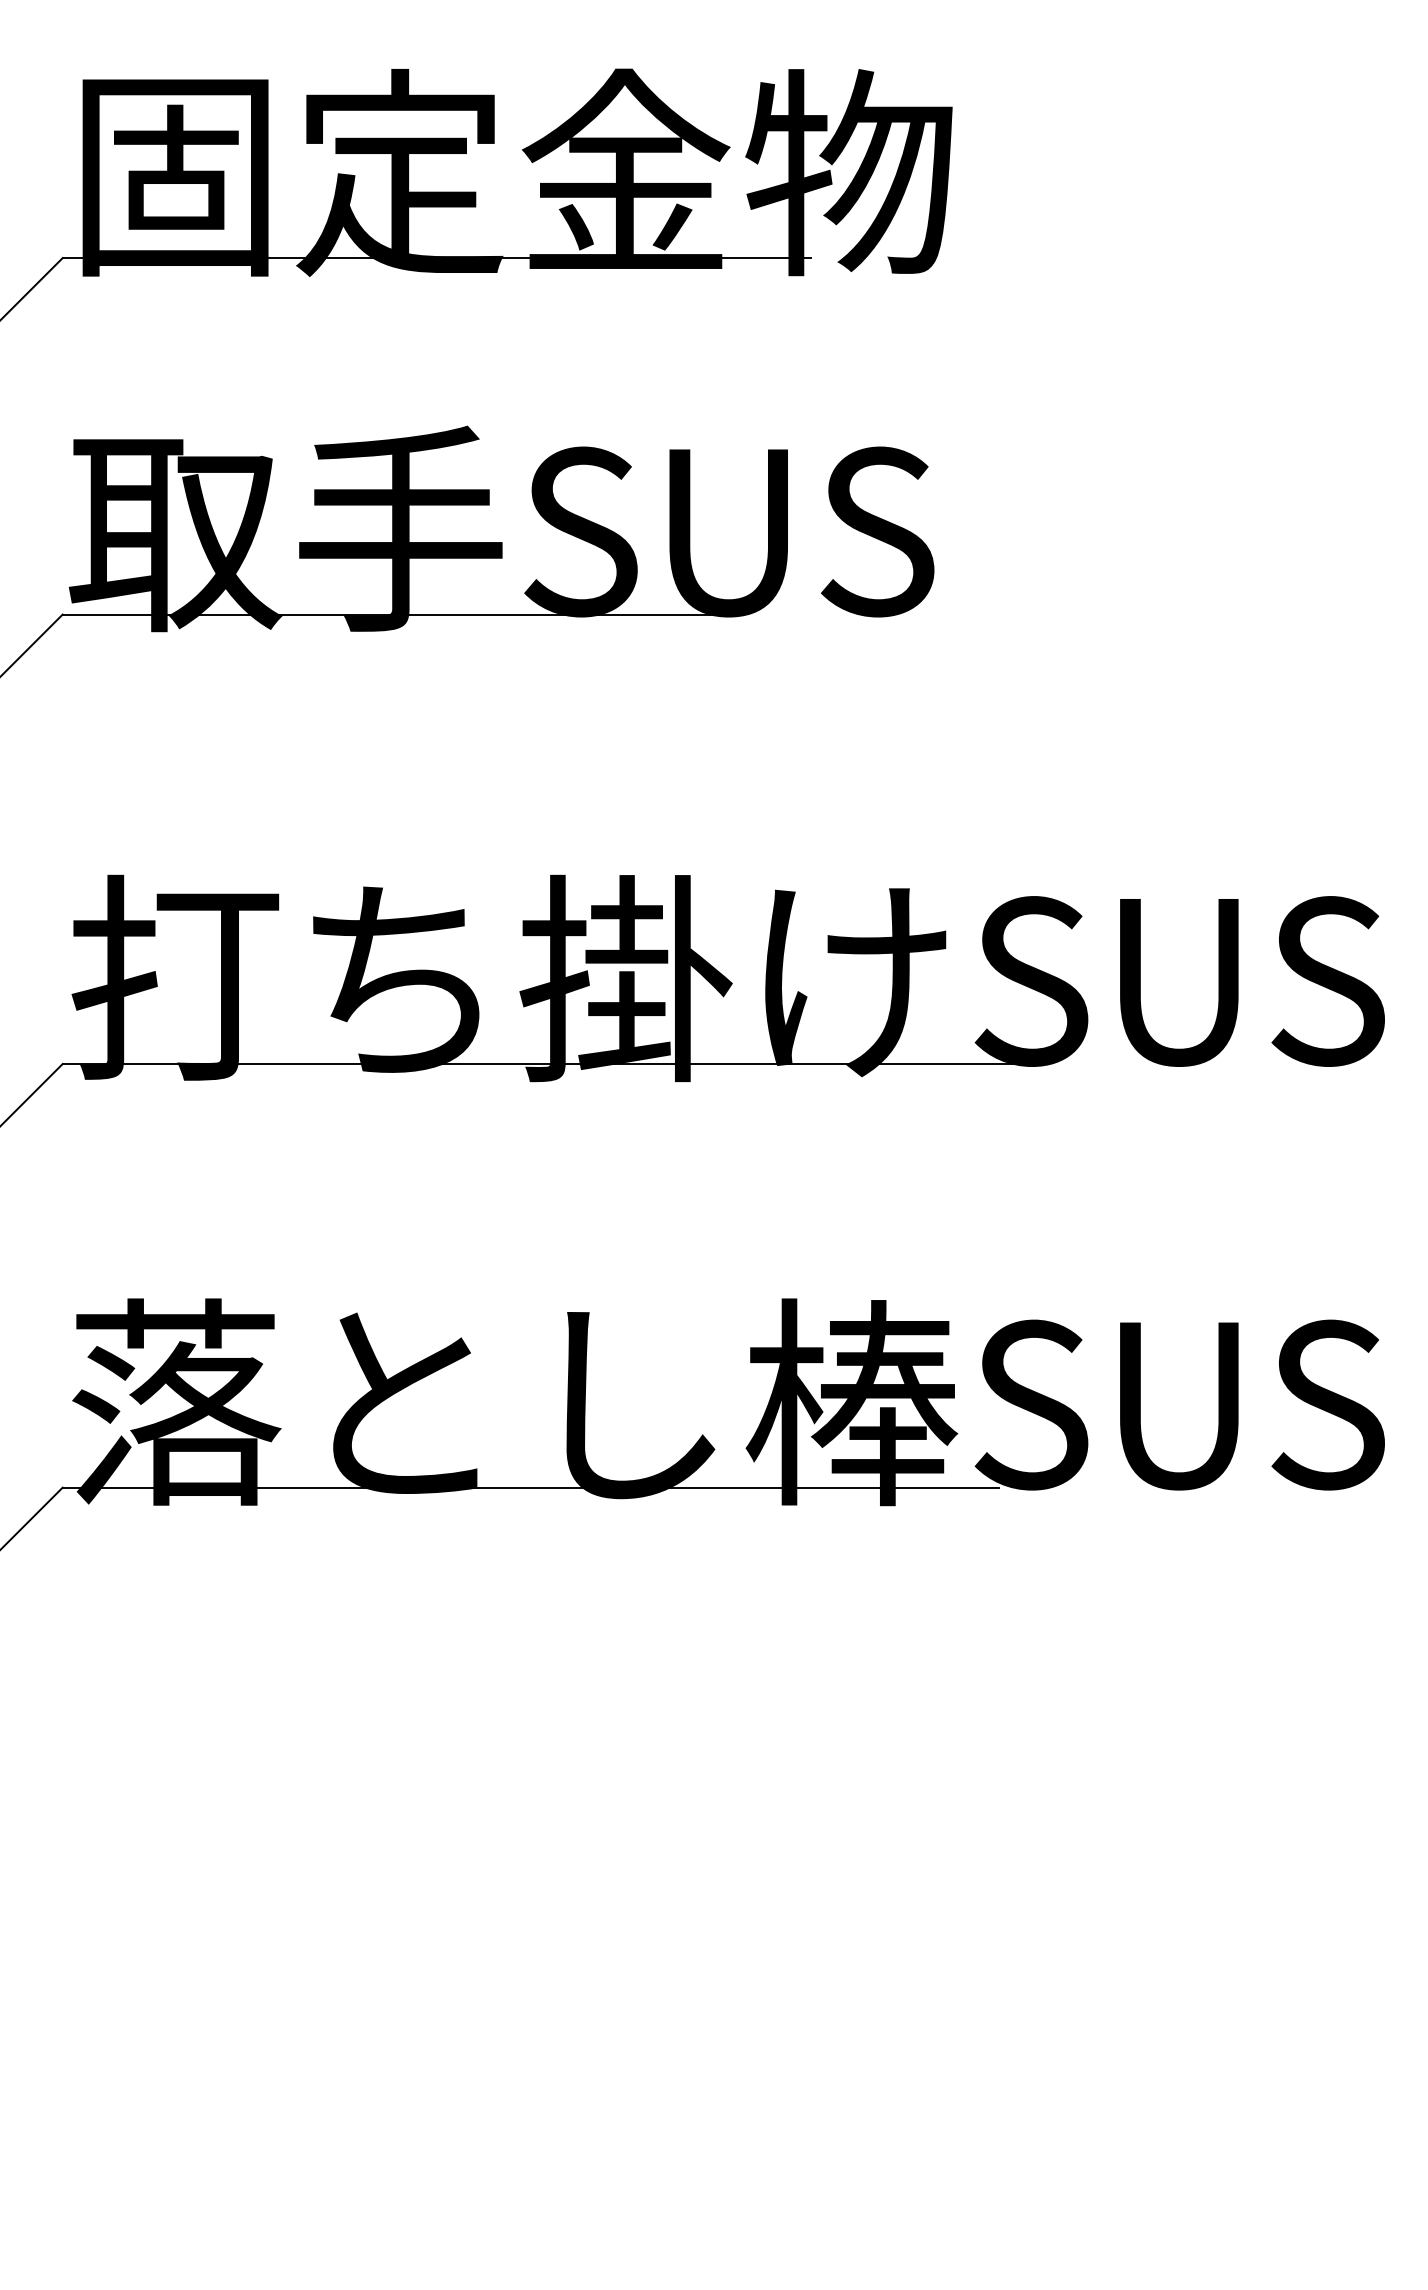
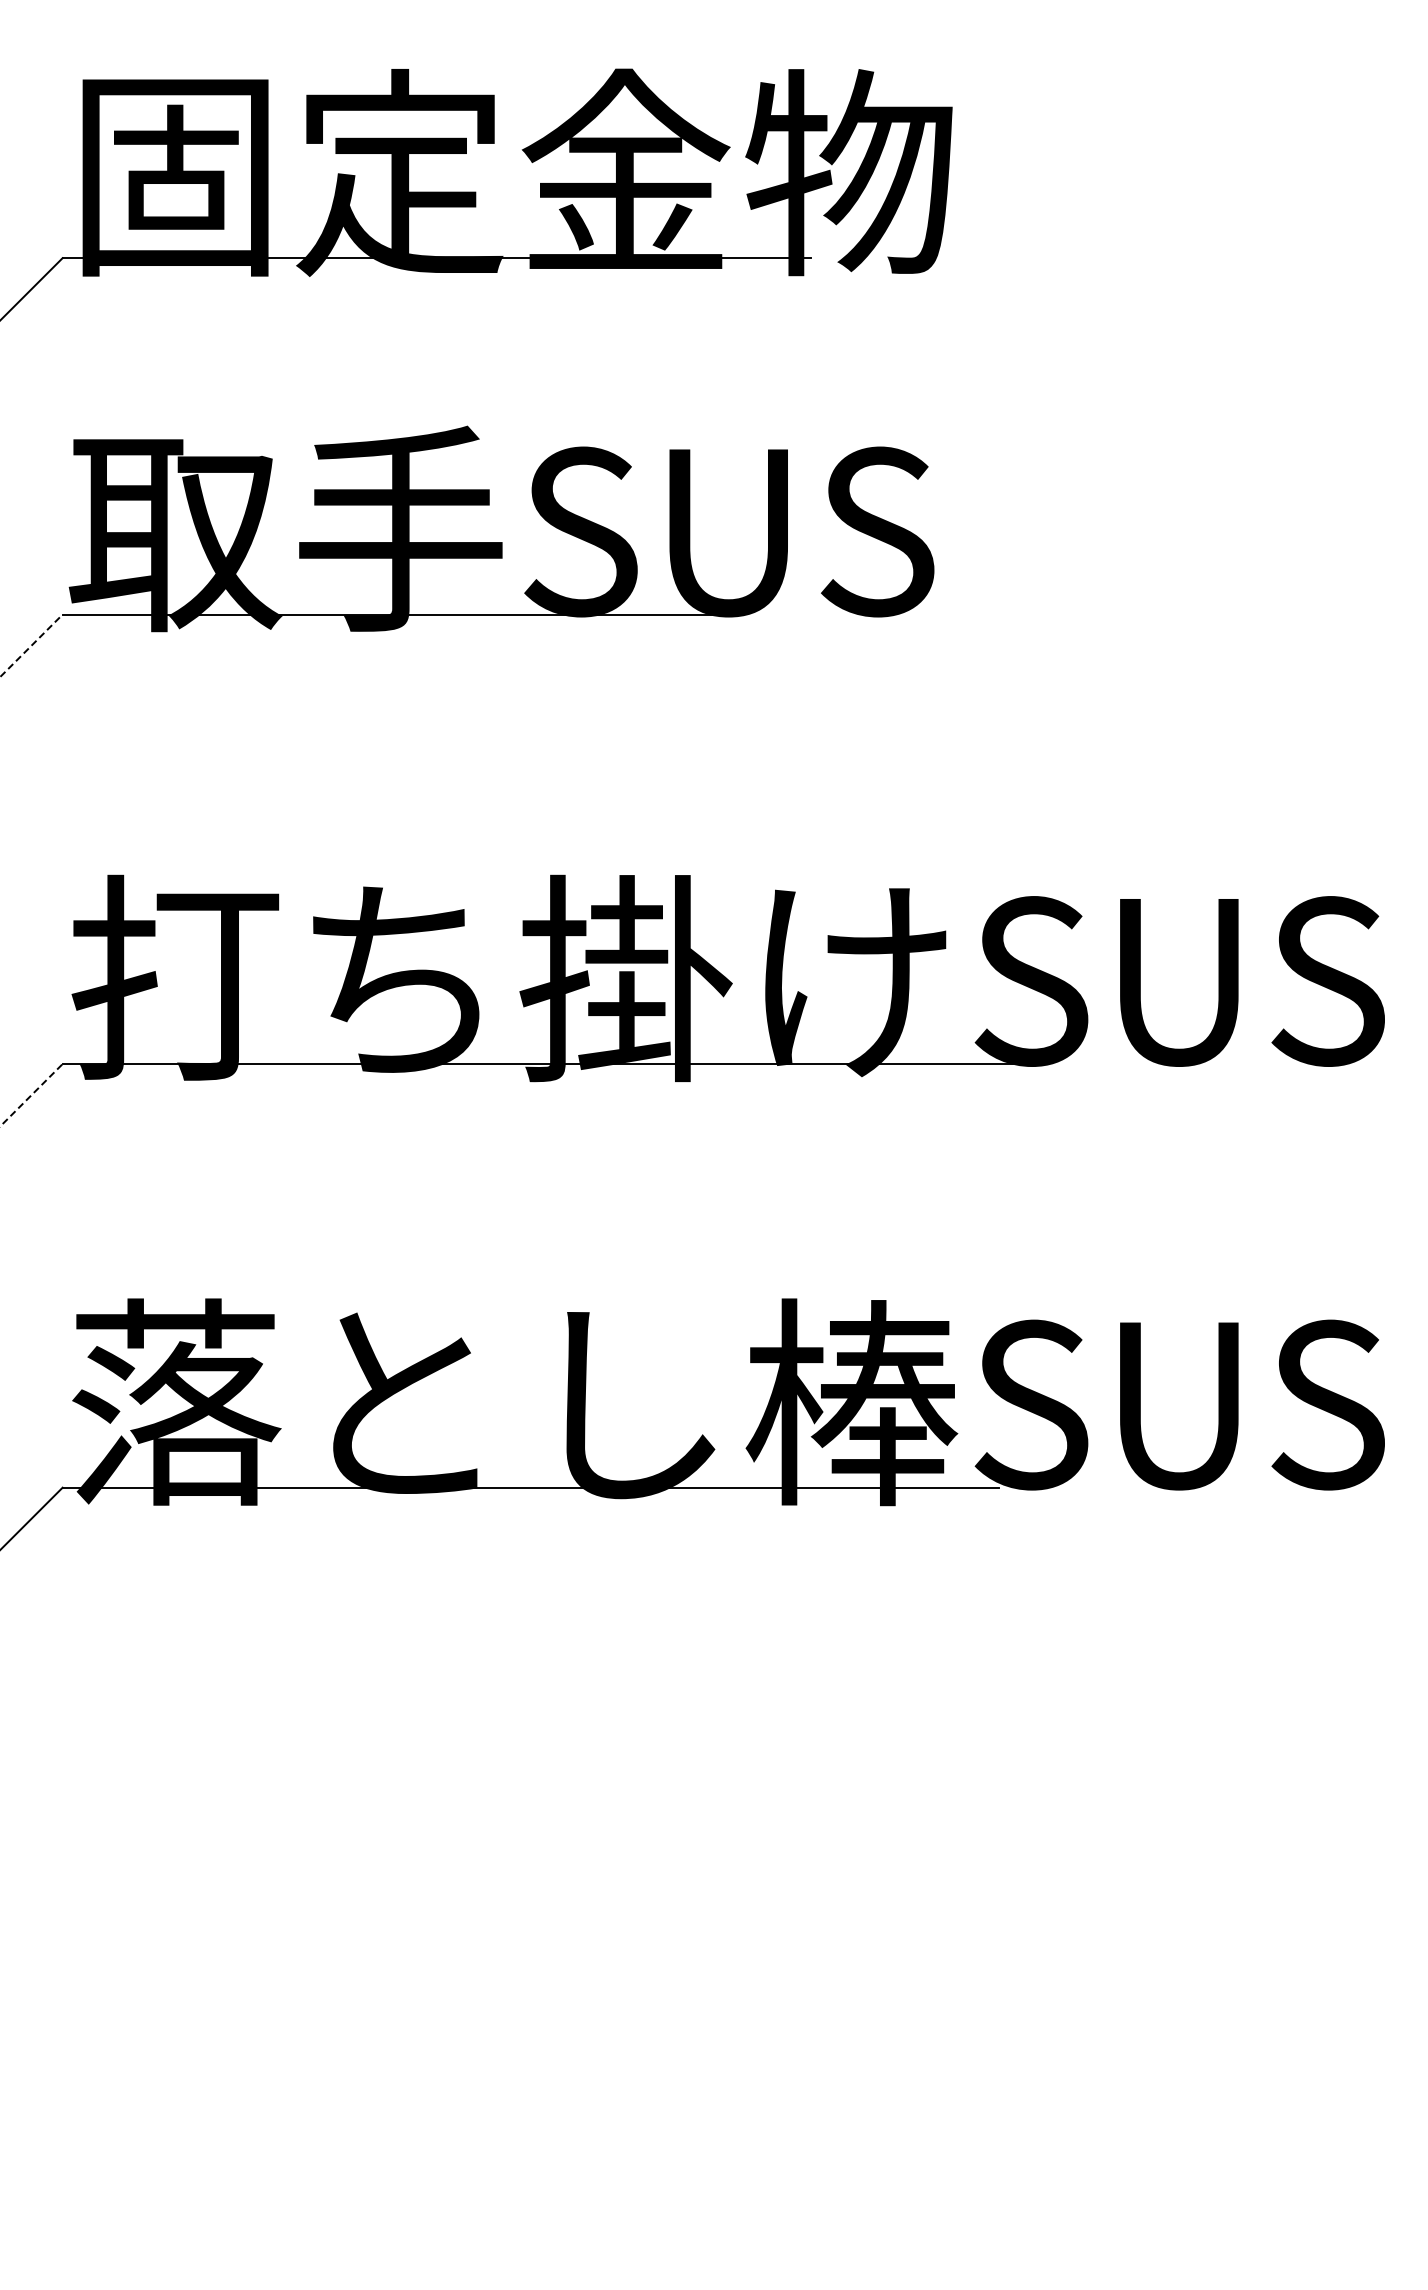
line: solid -> dashed (31, 645)
line: solid -> dashed (31, 1095)
